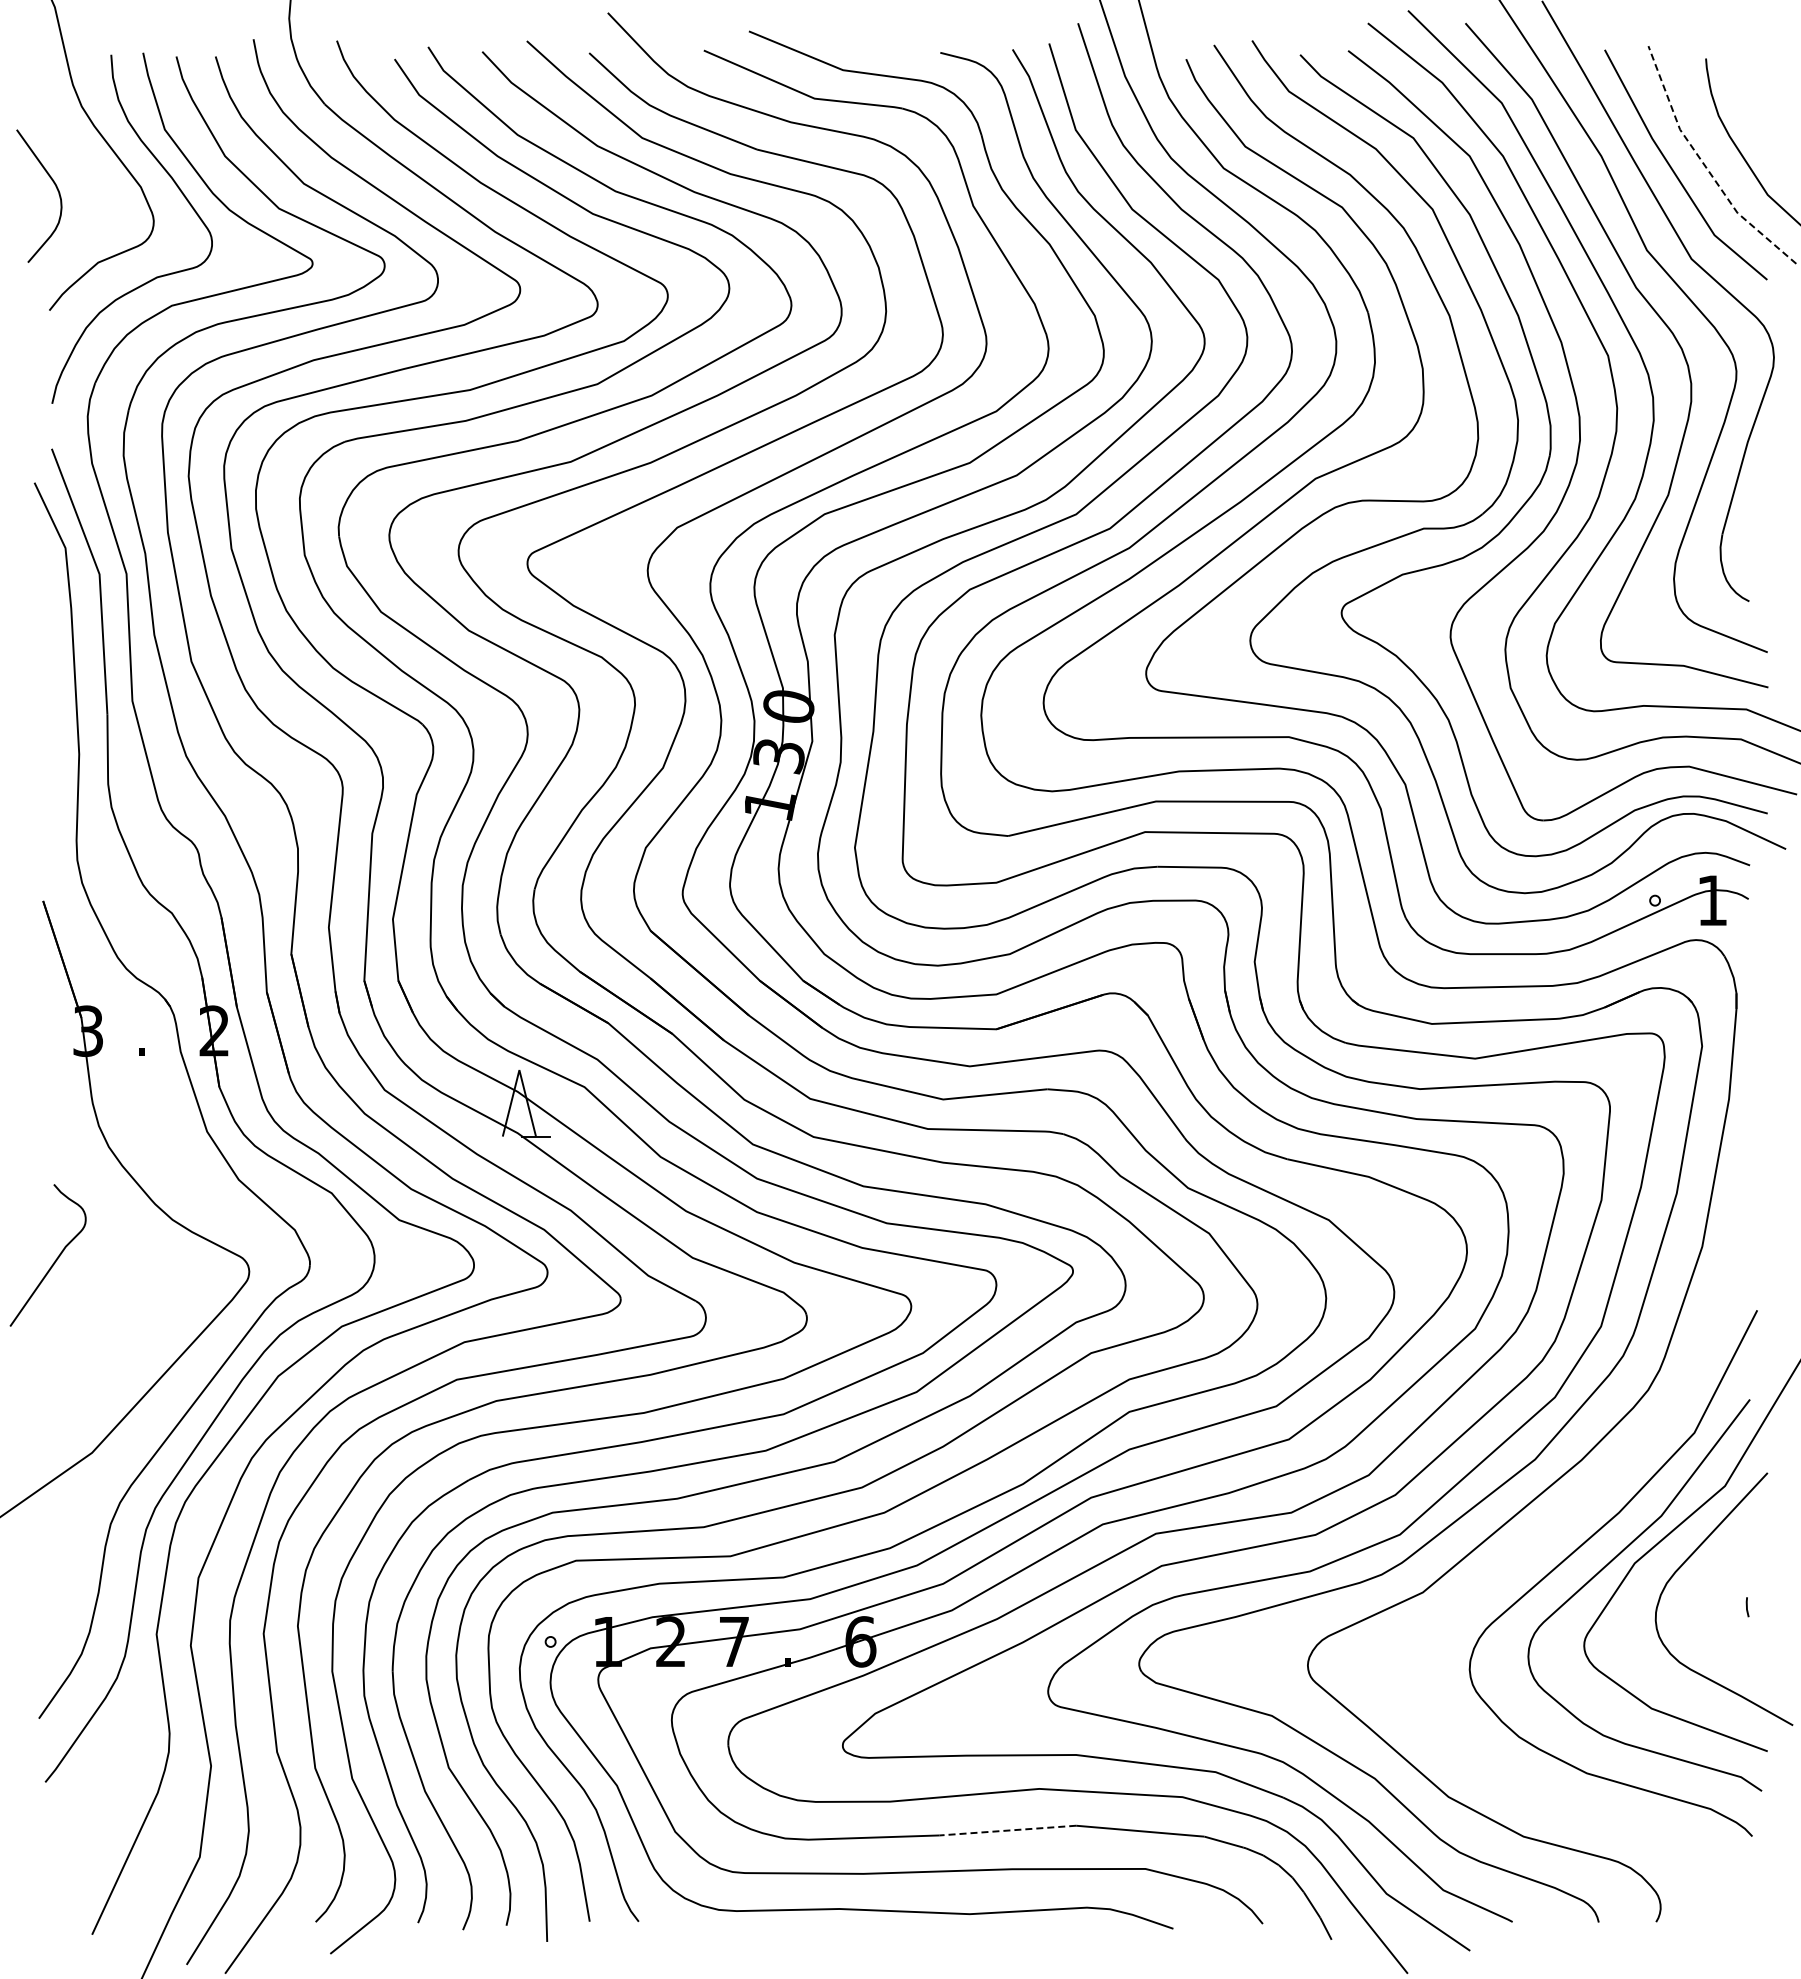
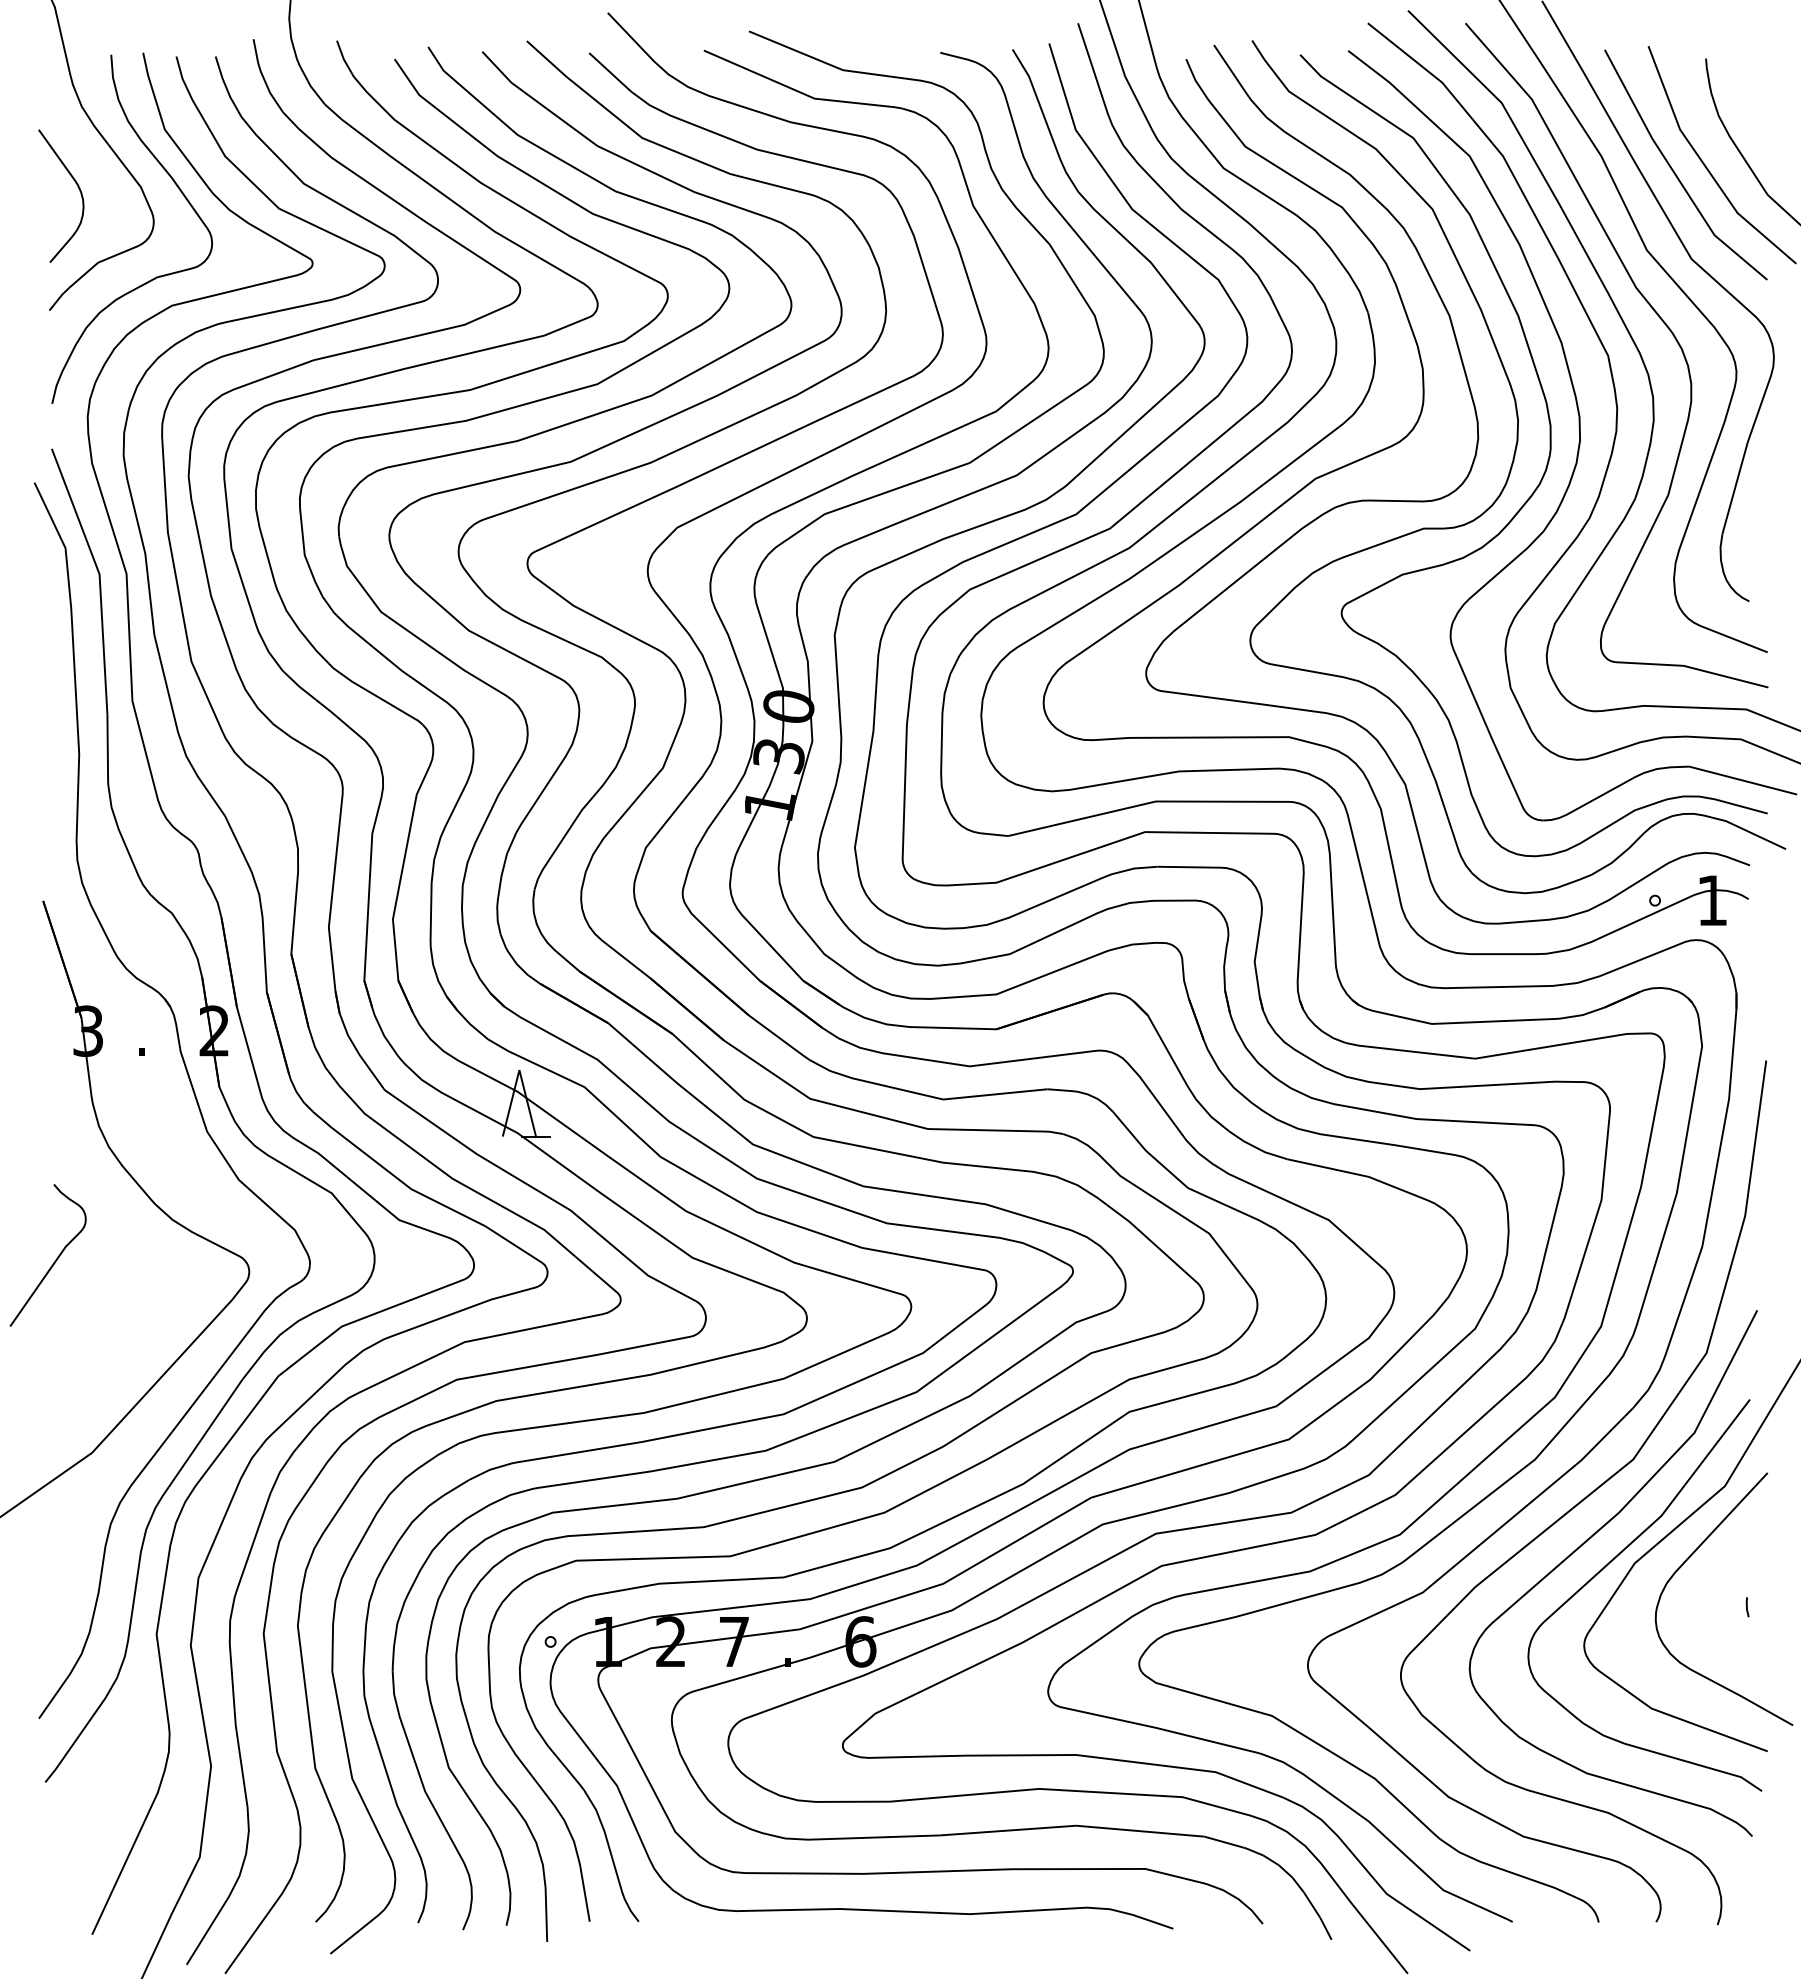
line: dashed -> solid (1705, 166)
curve position: (56, 189) -> (78, 189) (78, 189)
curve: none -> present (1585, 1496)
line: dashed -> solid (1007, 1830)
